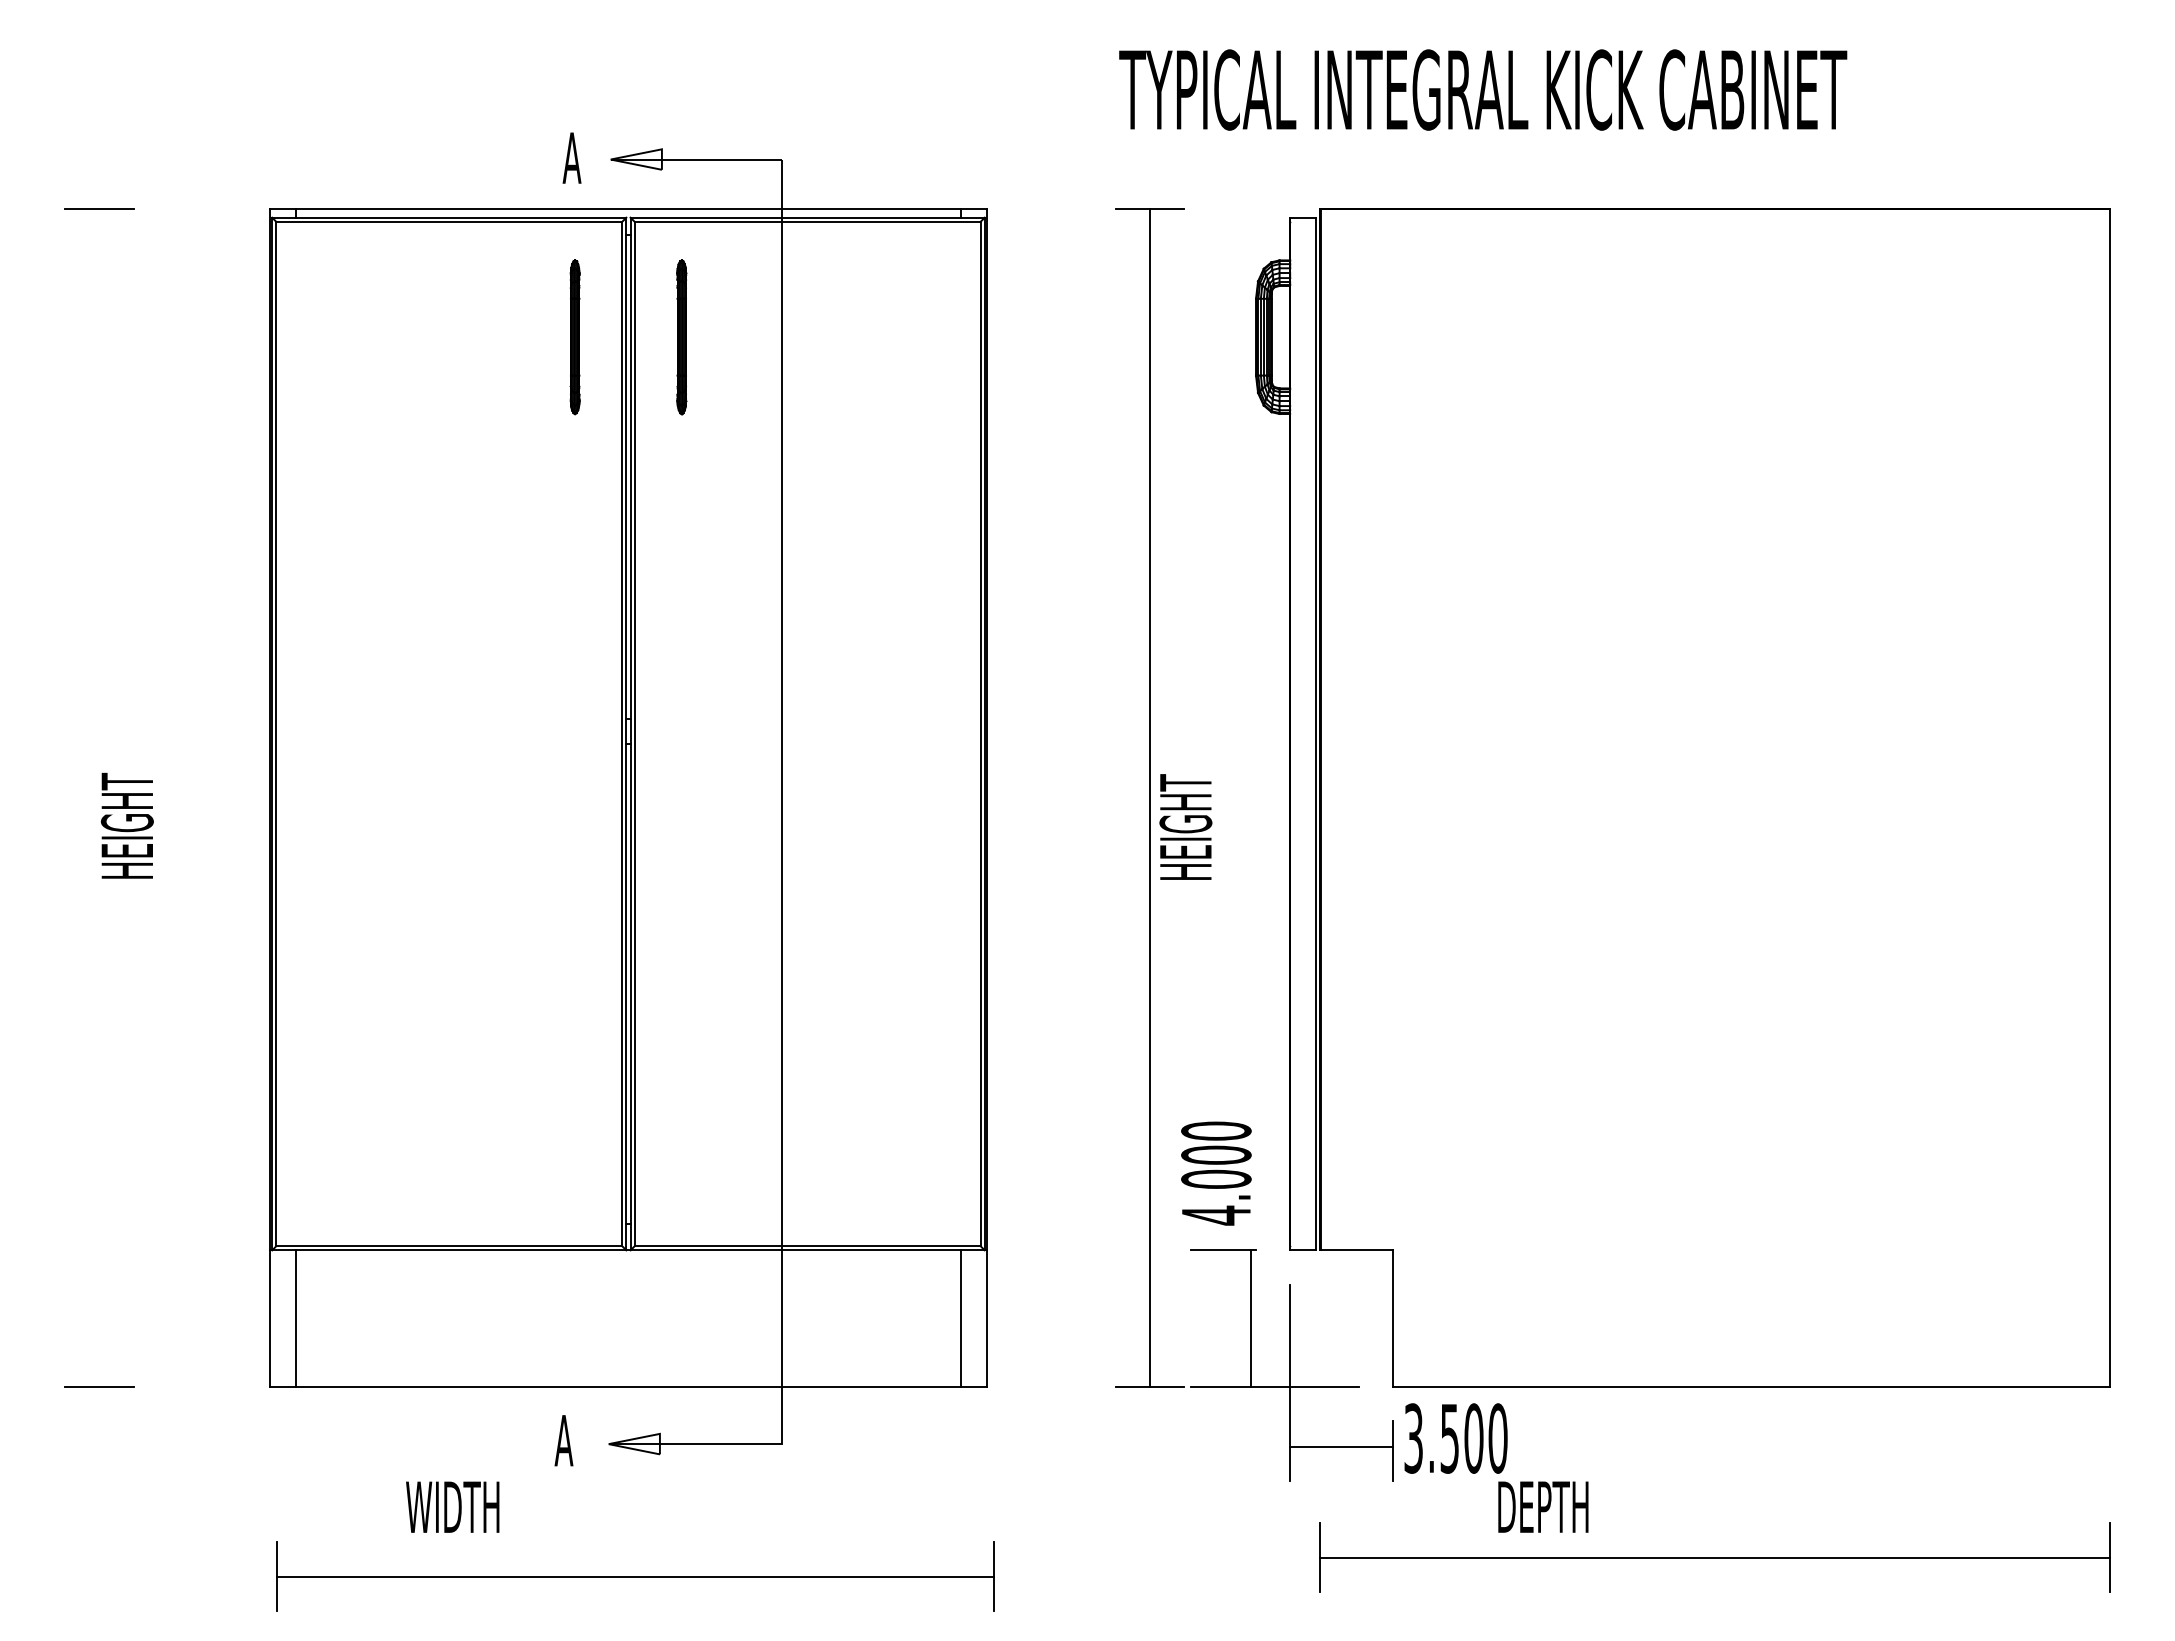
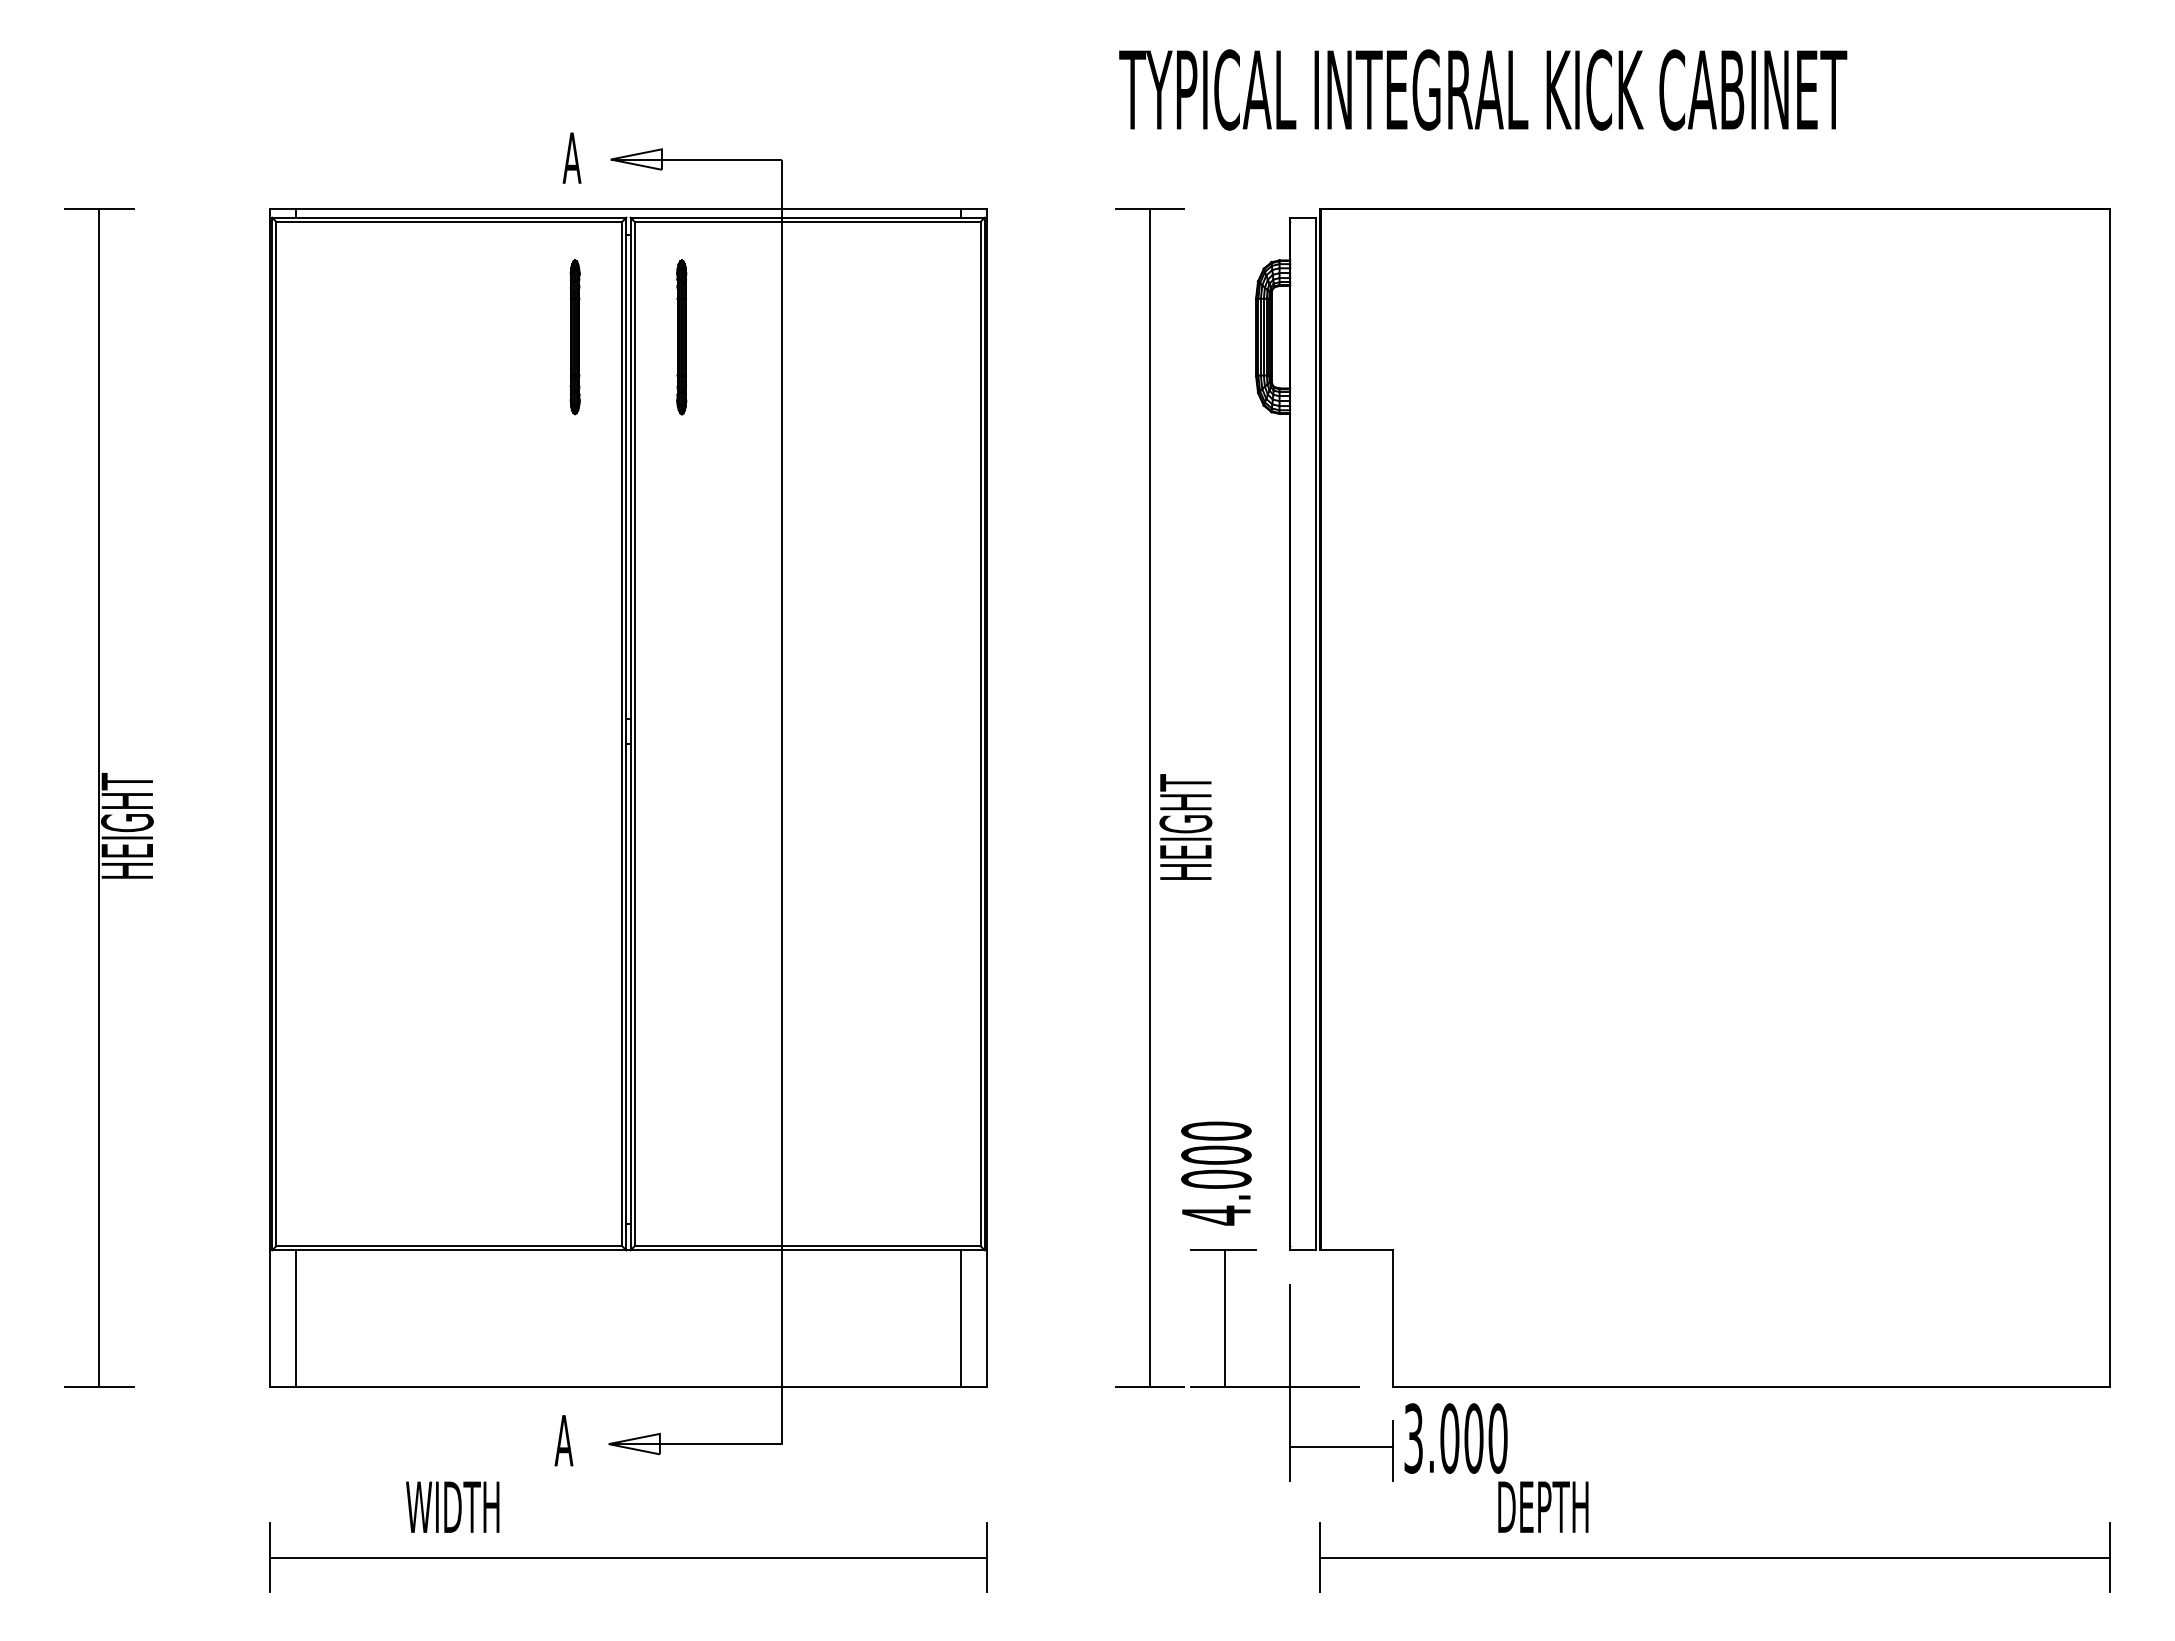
line: none -> present (99, 797)
line position: (1250, 1318) -> (1224, 1318) (1224, 1318)
text: 3.500 -> 3.000 (1449, 1438)
part position: (635, 1576) -> (628, 1557) (628, 1557)
